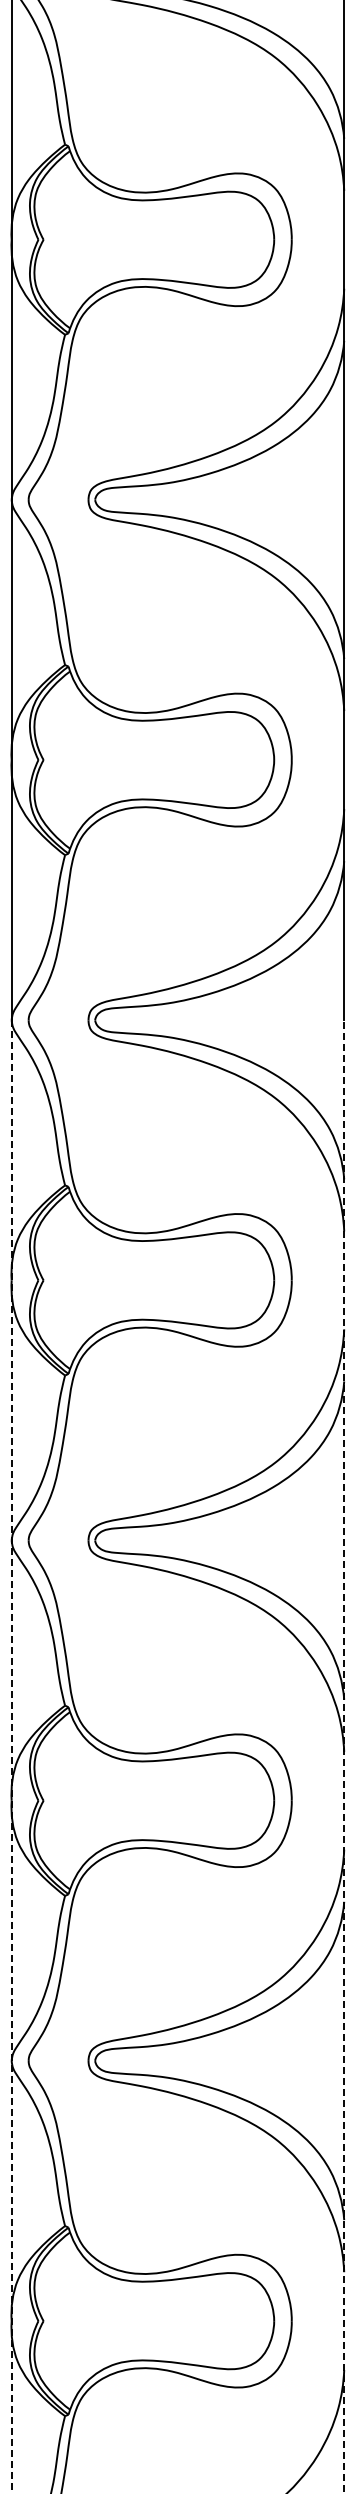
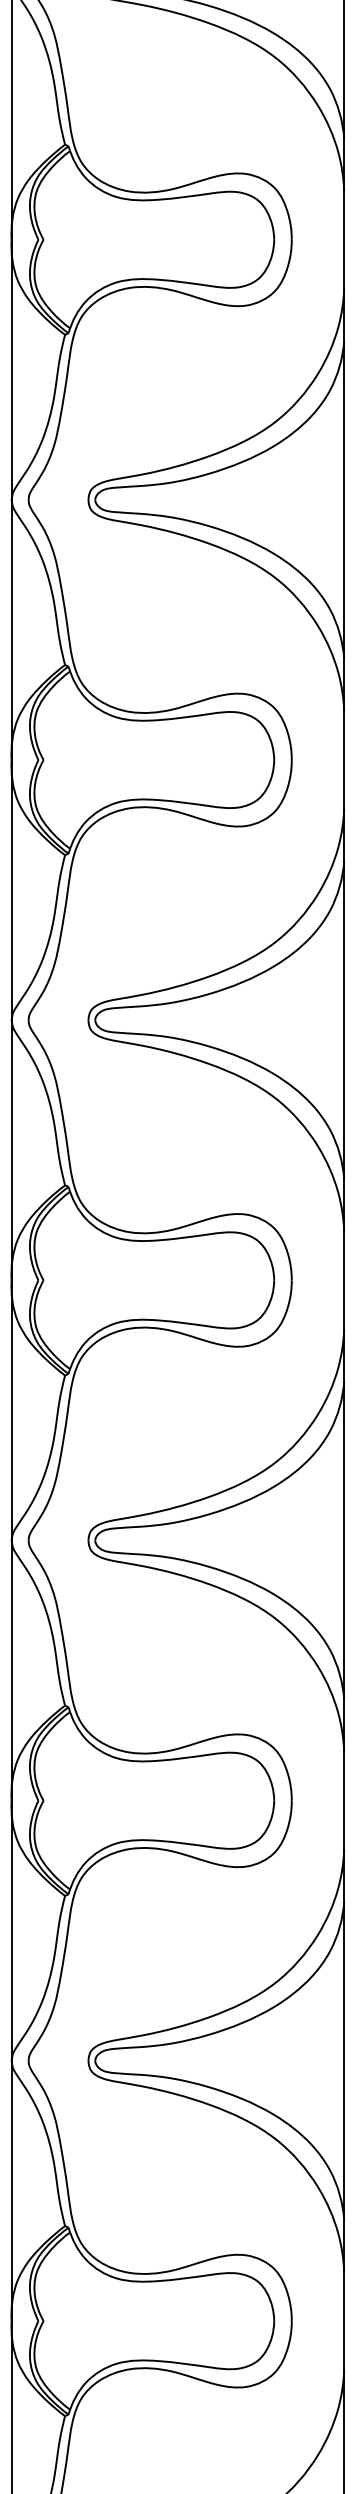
line: dashed -> solid (344, 1756)
line: dashed -> solid (11, 1757)
